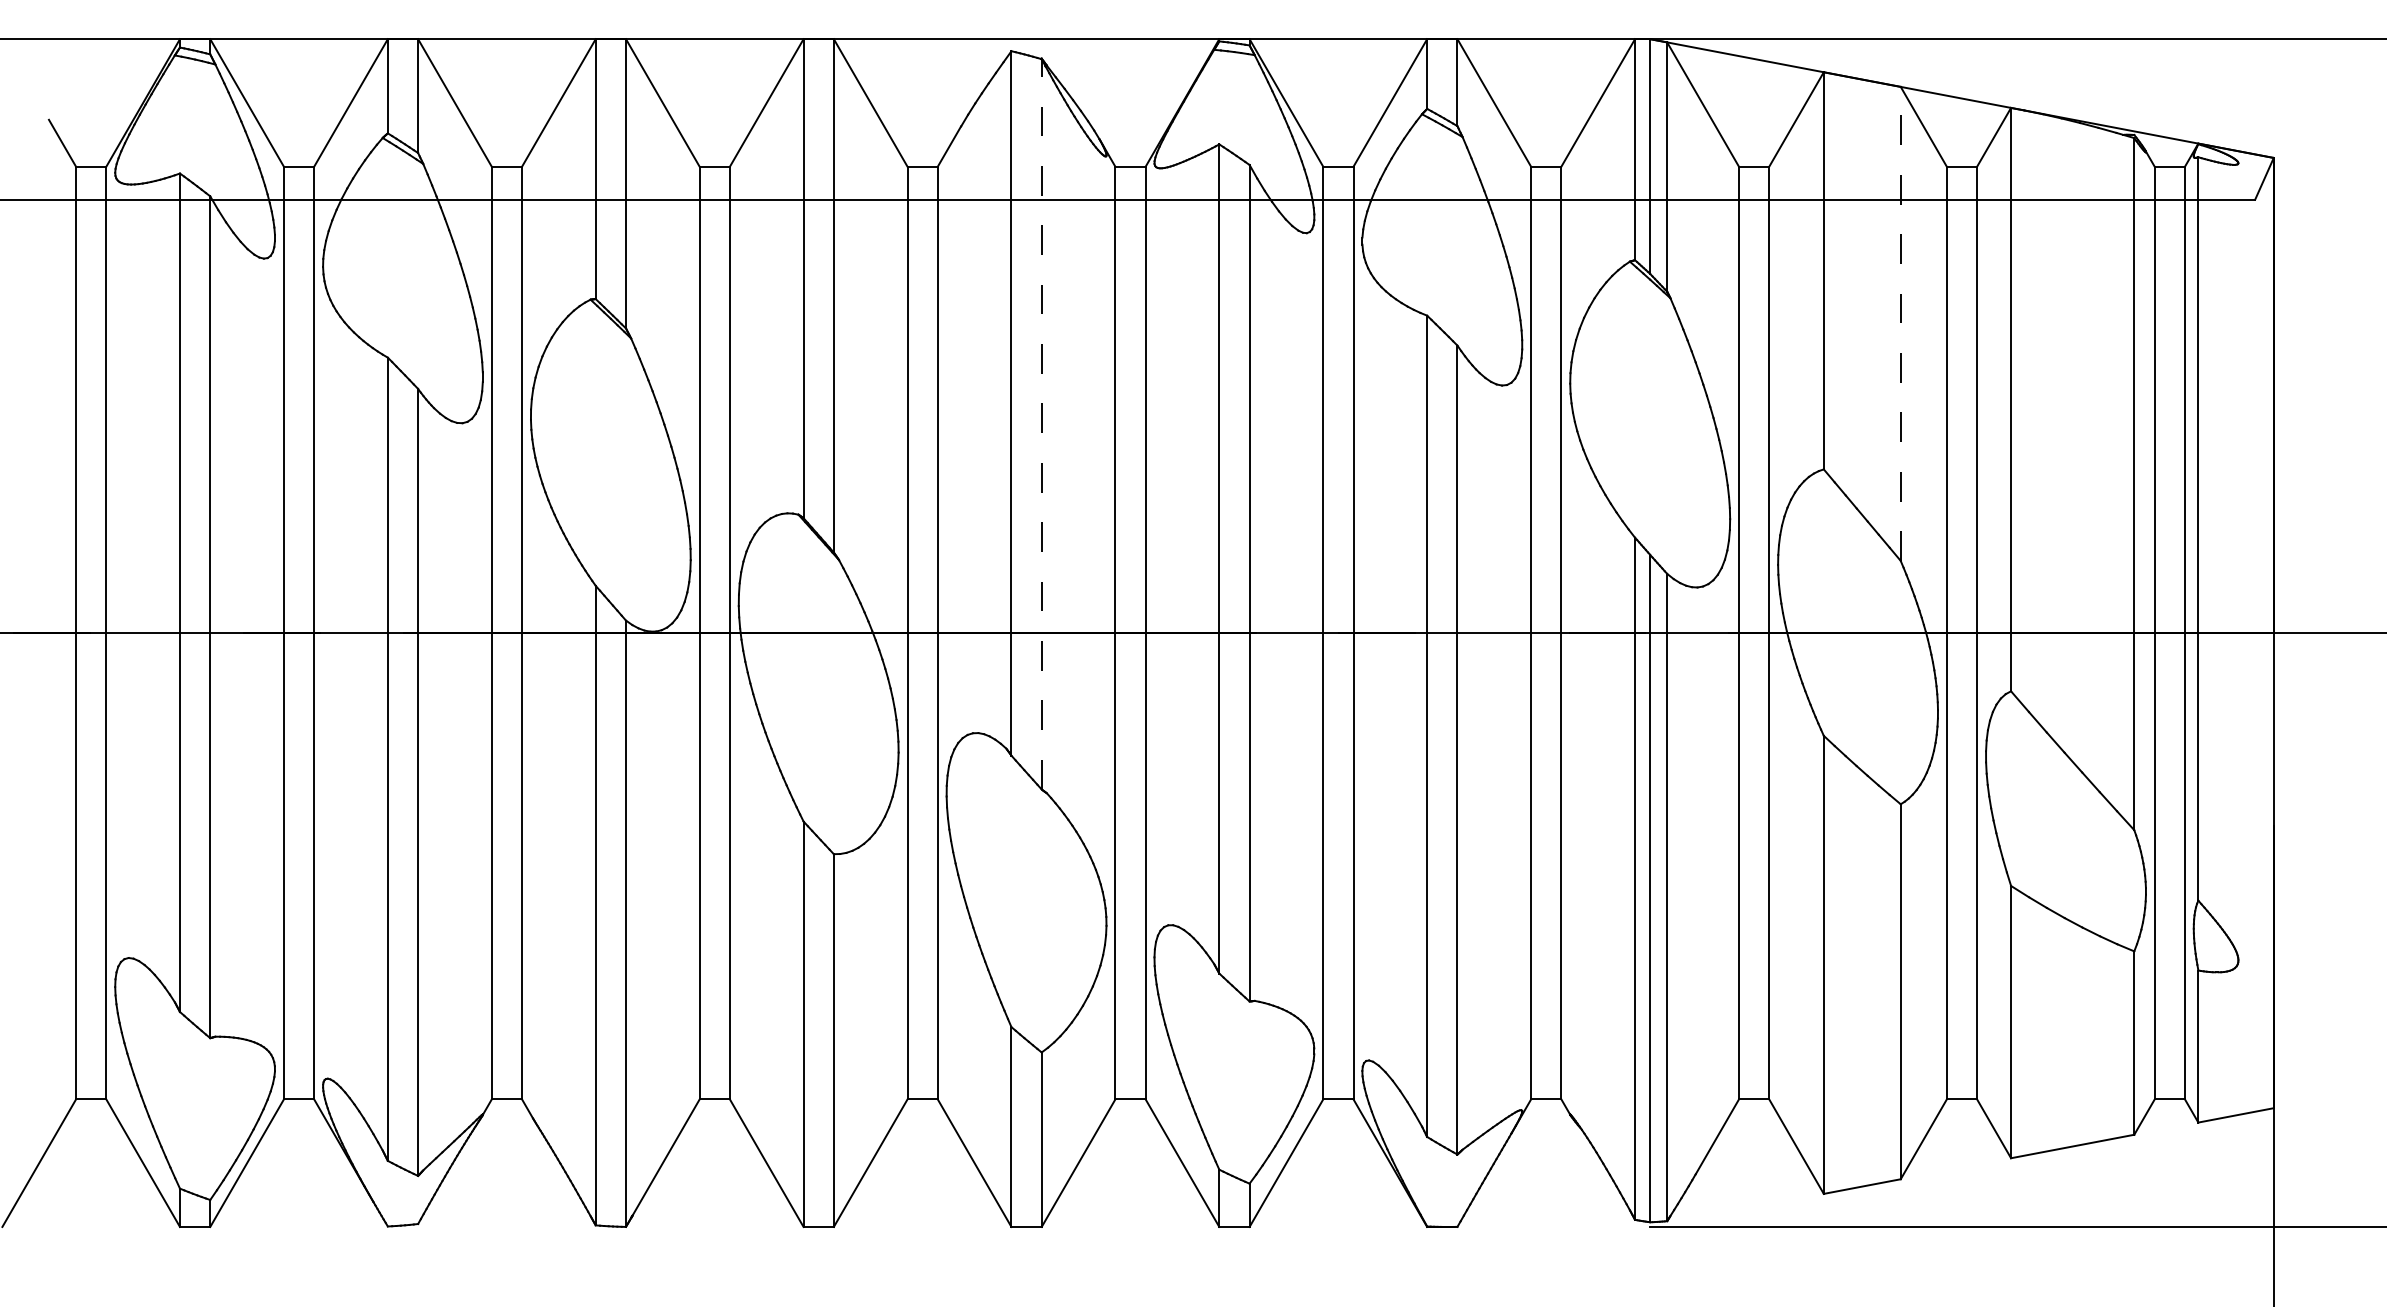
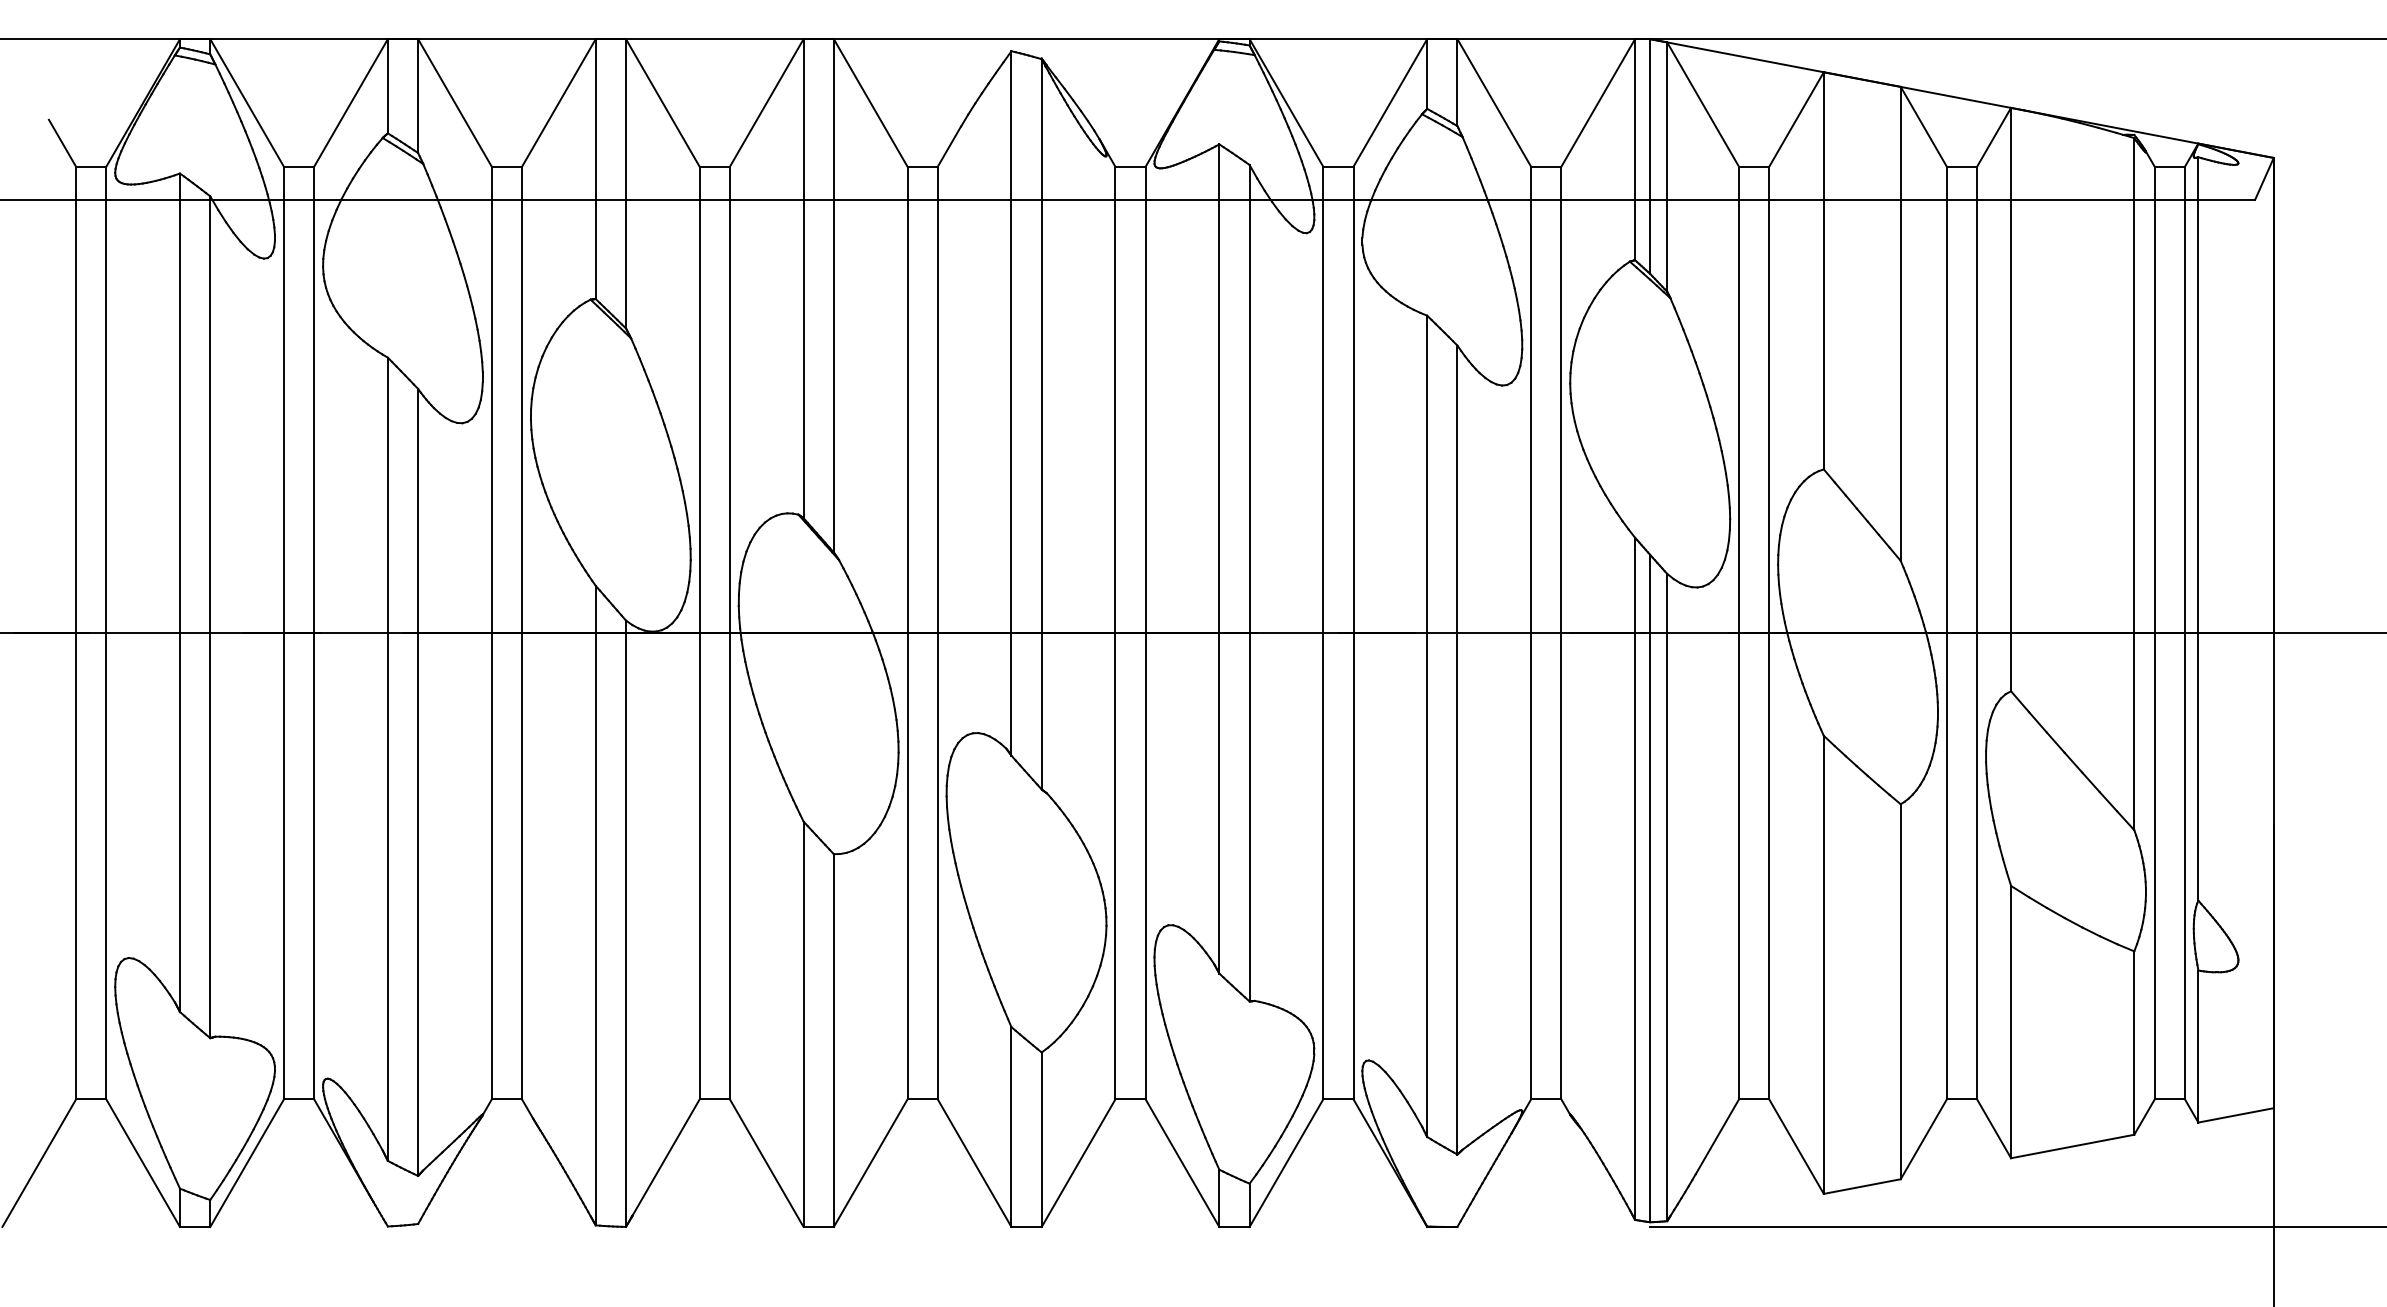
line: dashed -> solid (1900, 323)
line: dashed -> solid (1041, 423)
